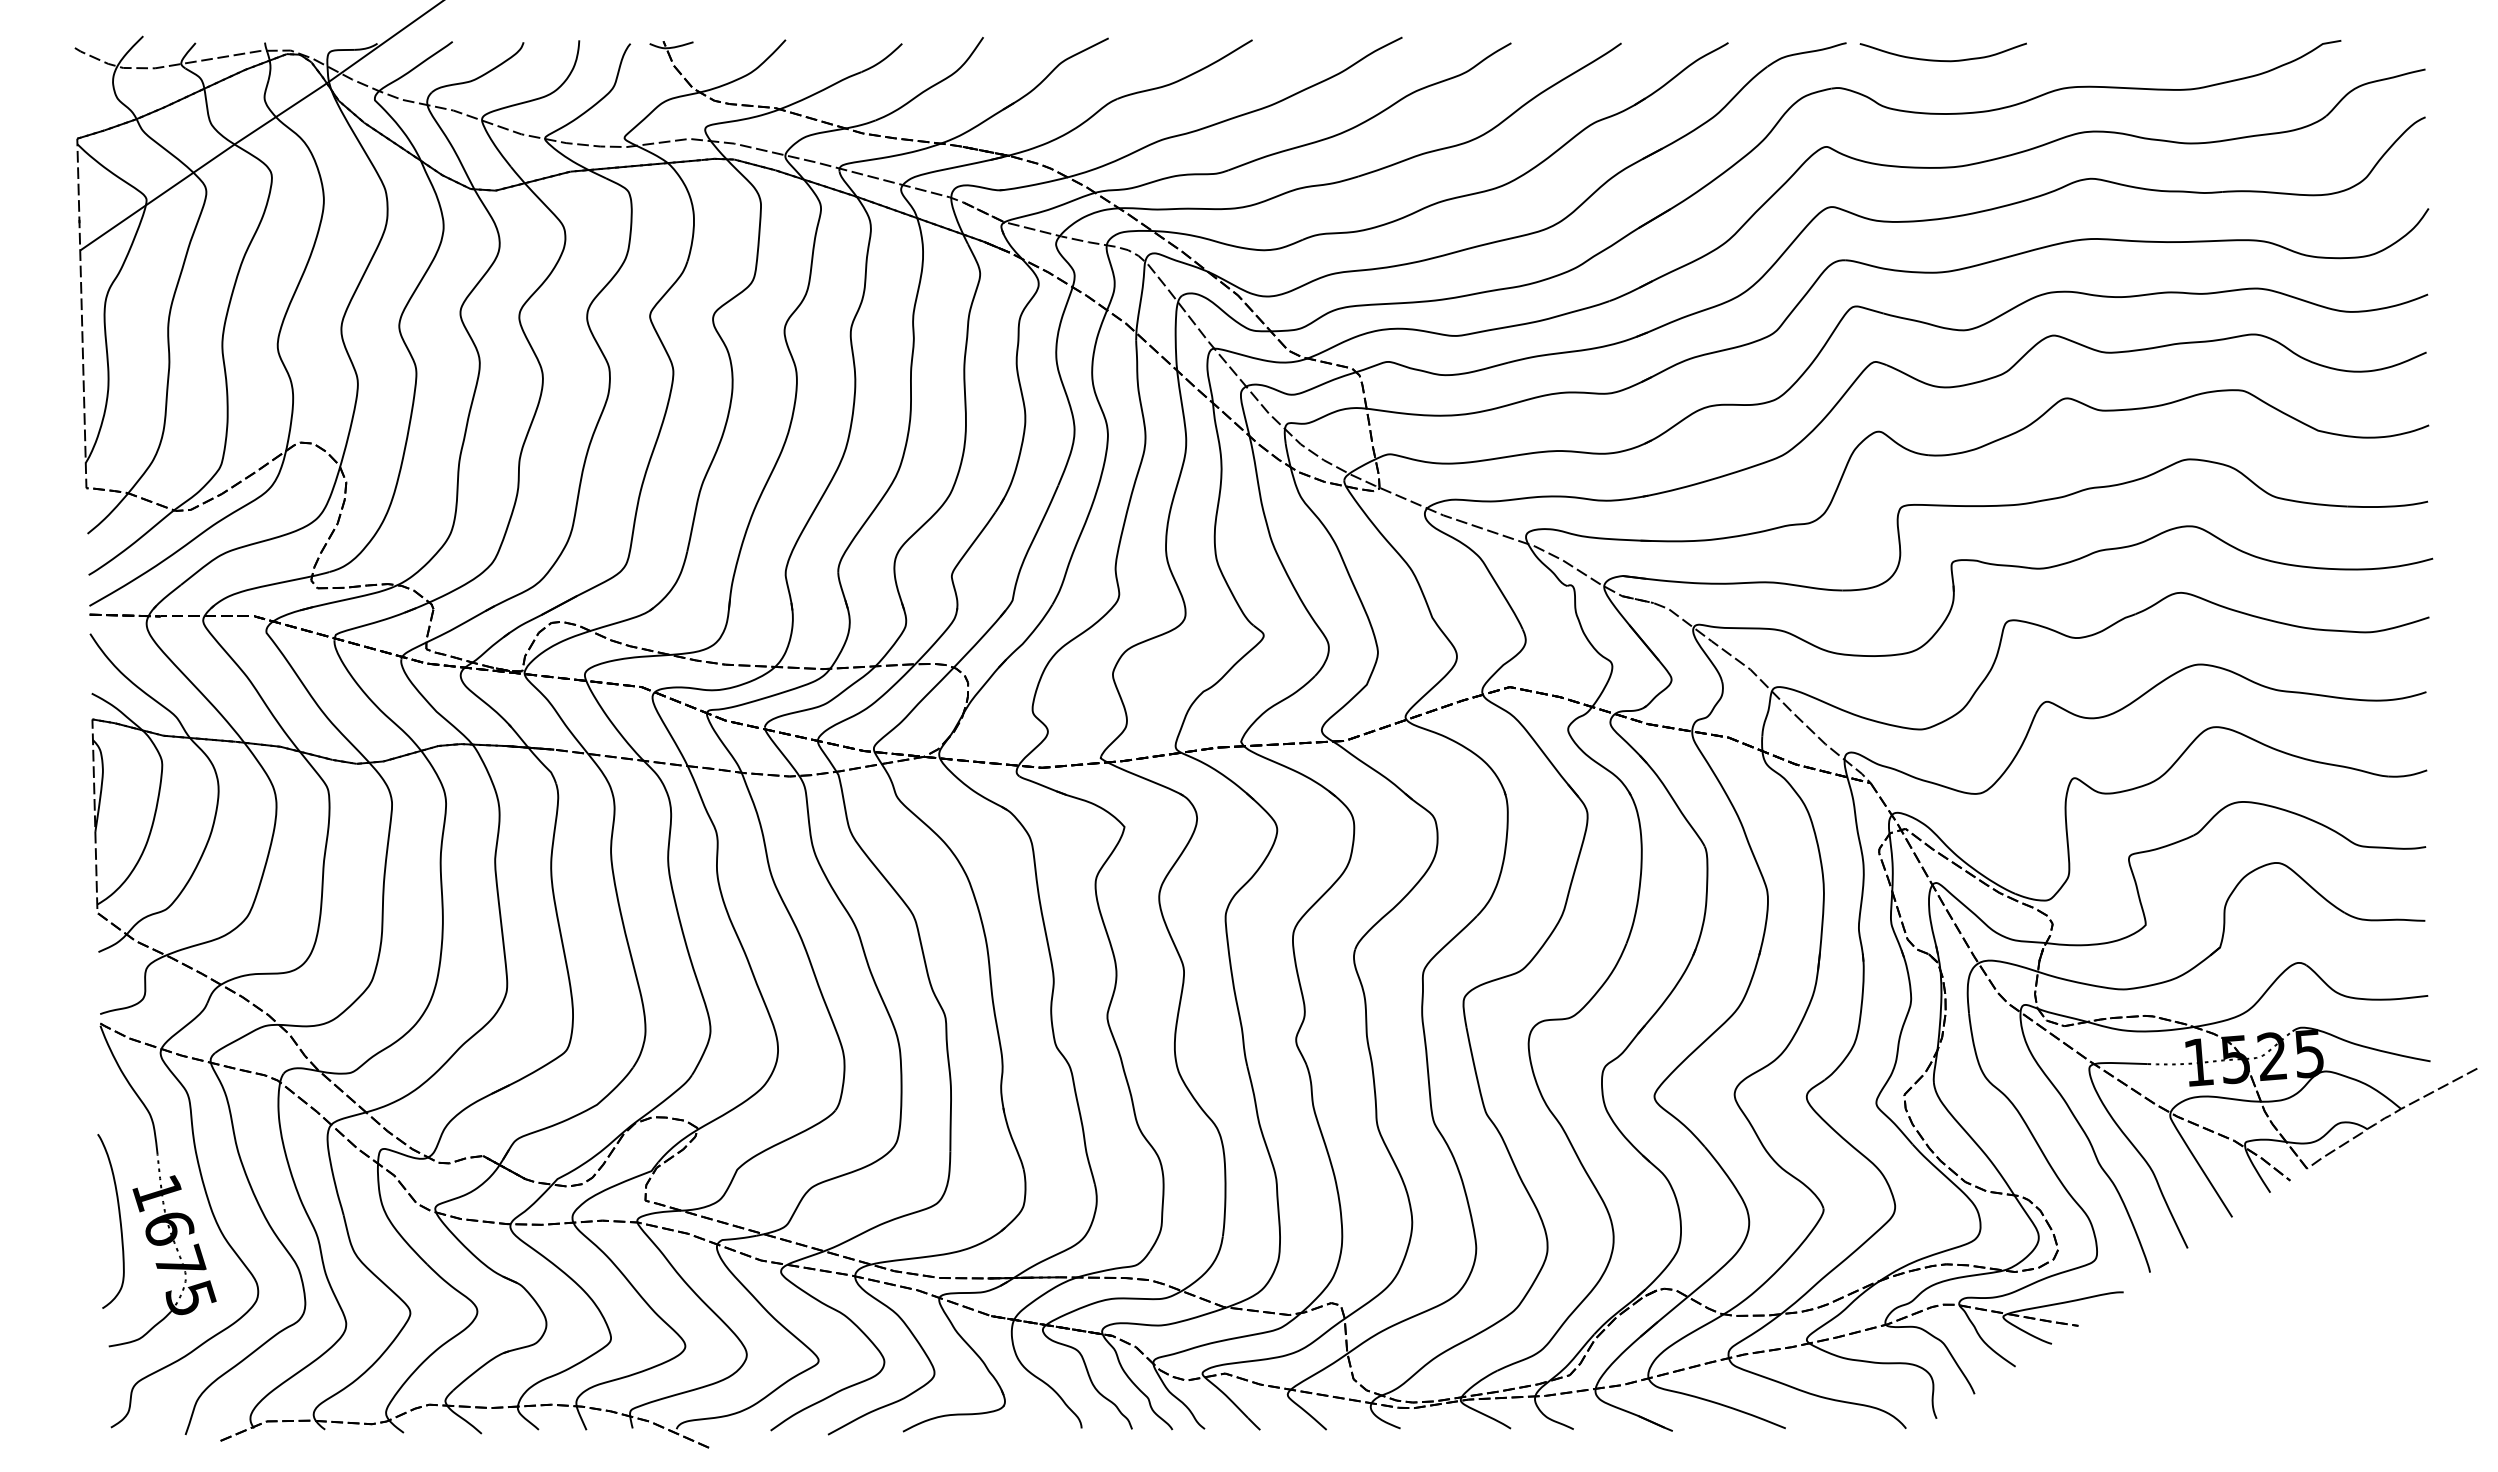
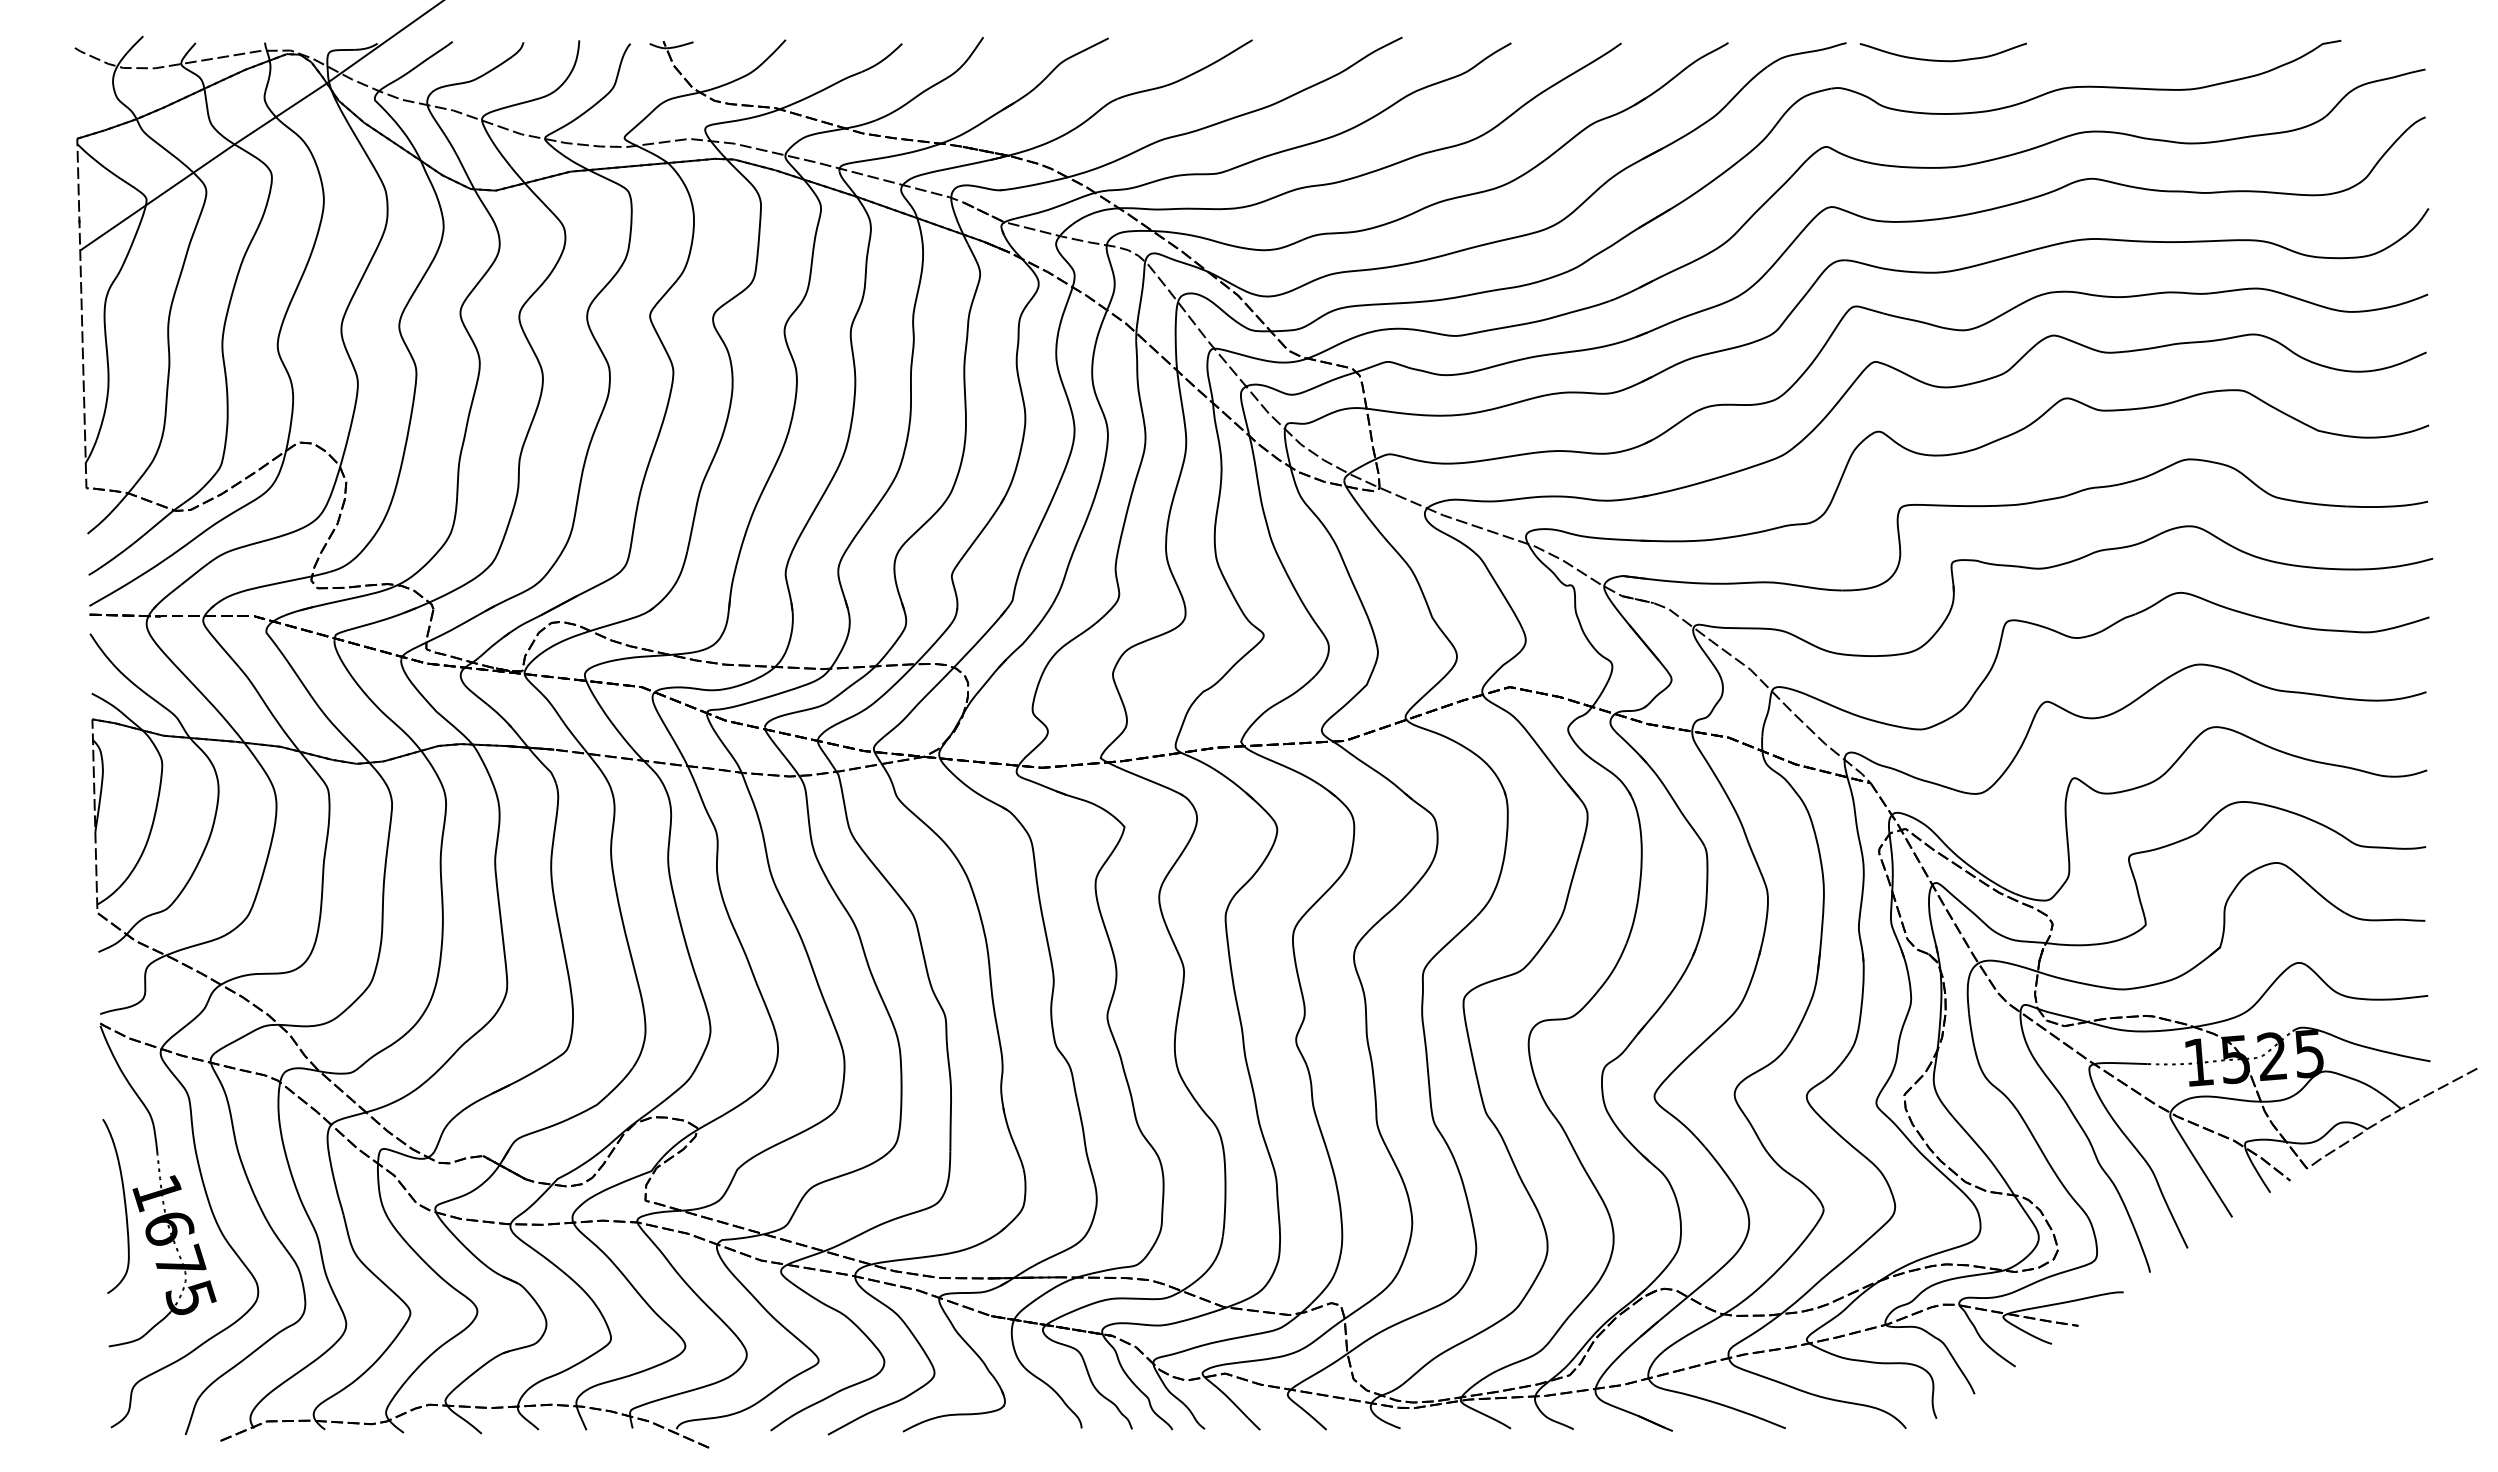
curve position: (119, 1221) -> (124, 1206) (124, 1206)
